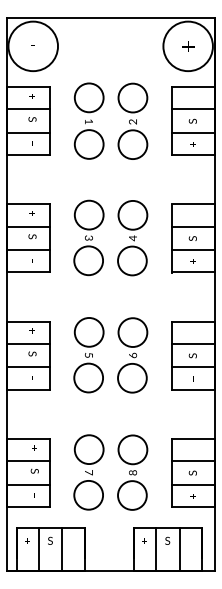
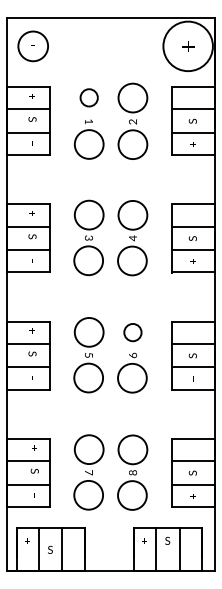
circle diameter: 50 px -> 30 px (33, 46)
circle diameter: 29 px -> 17 px (88, 97)
circle diameter: 29 px -> 17 px (132, 332)
text position: (50, 540) -> (50, 549) (50, 549)
